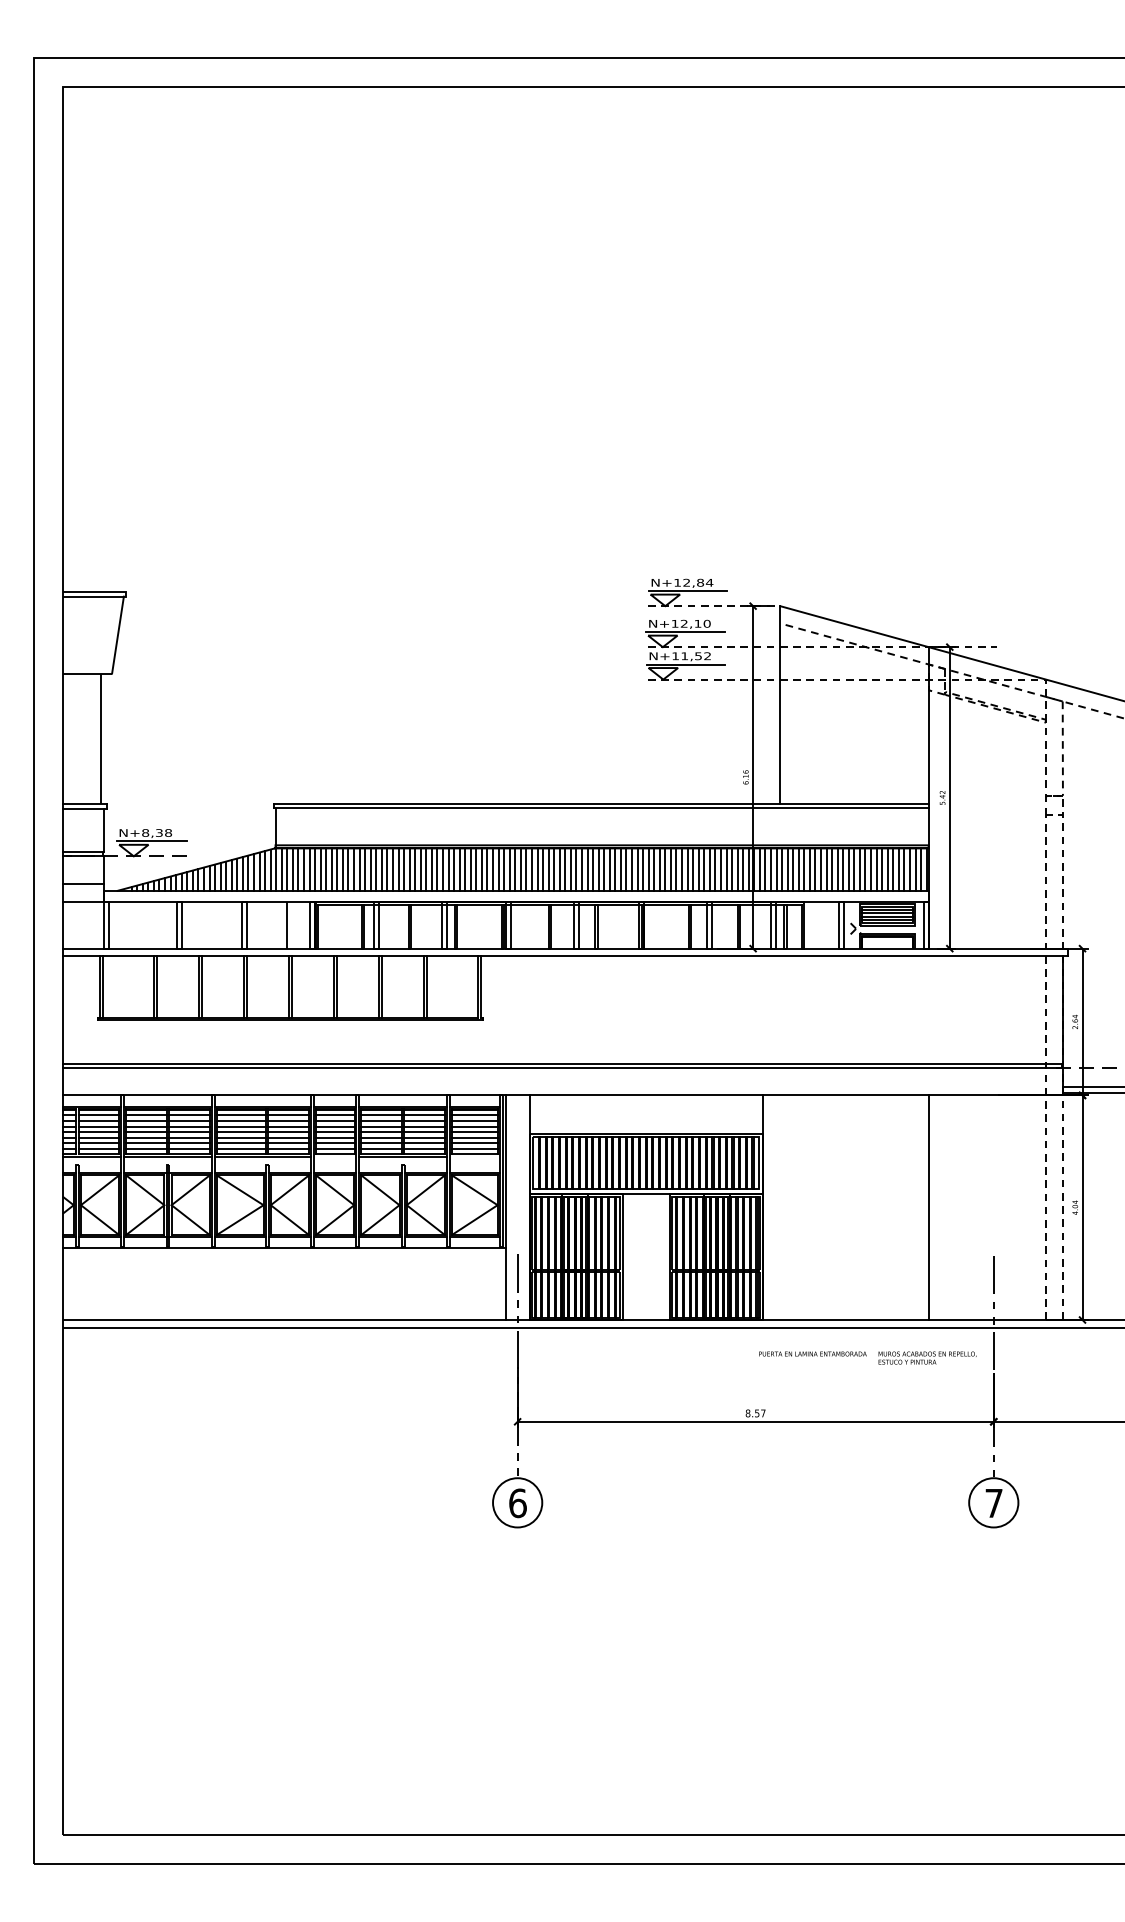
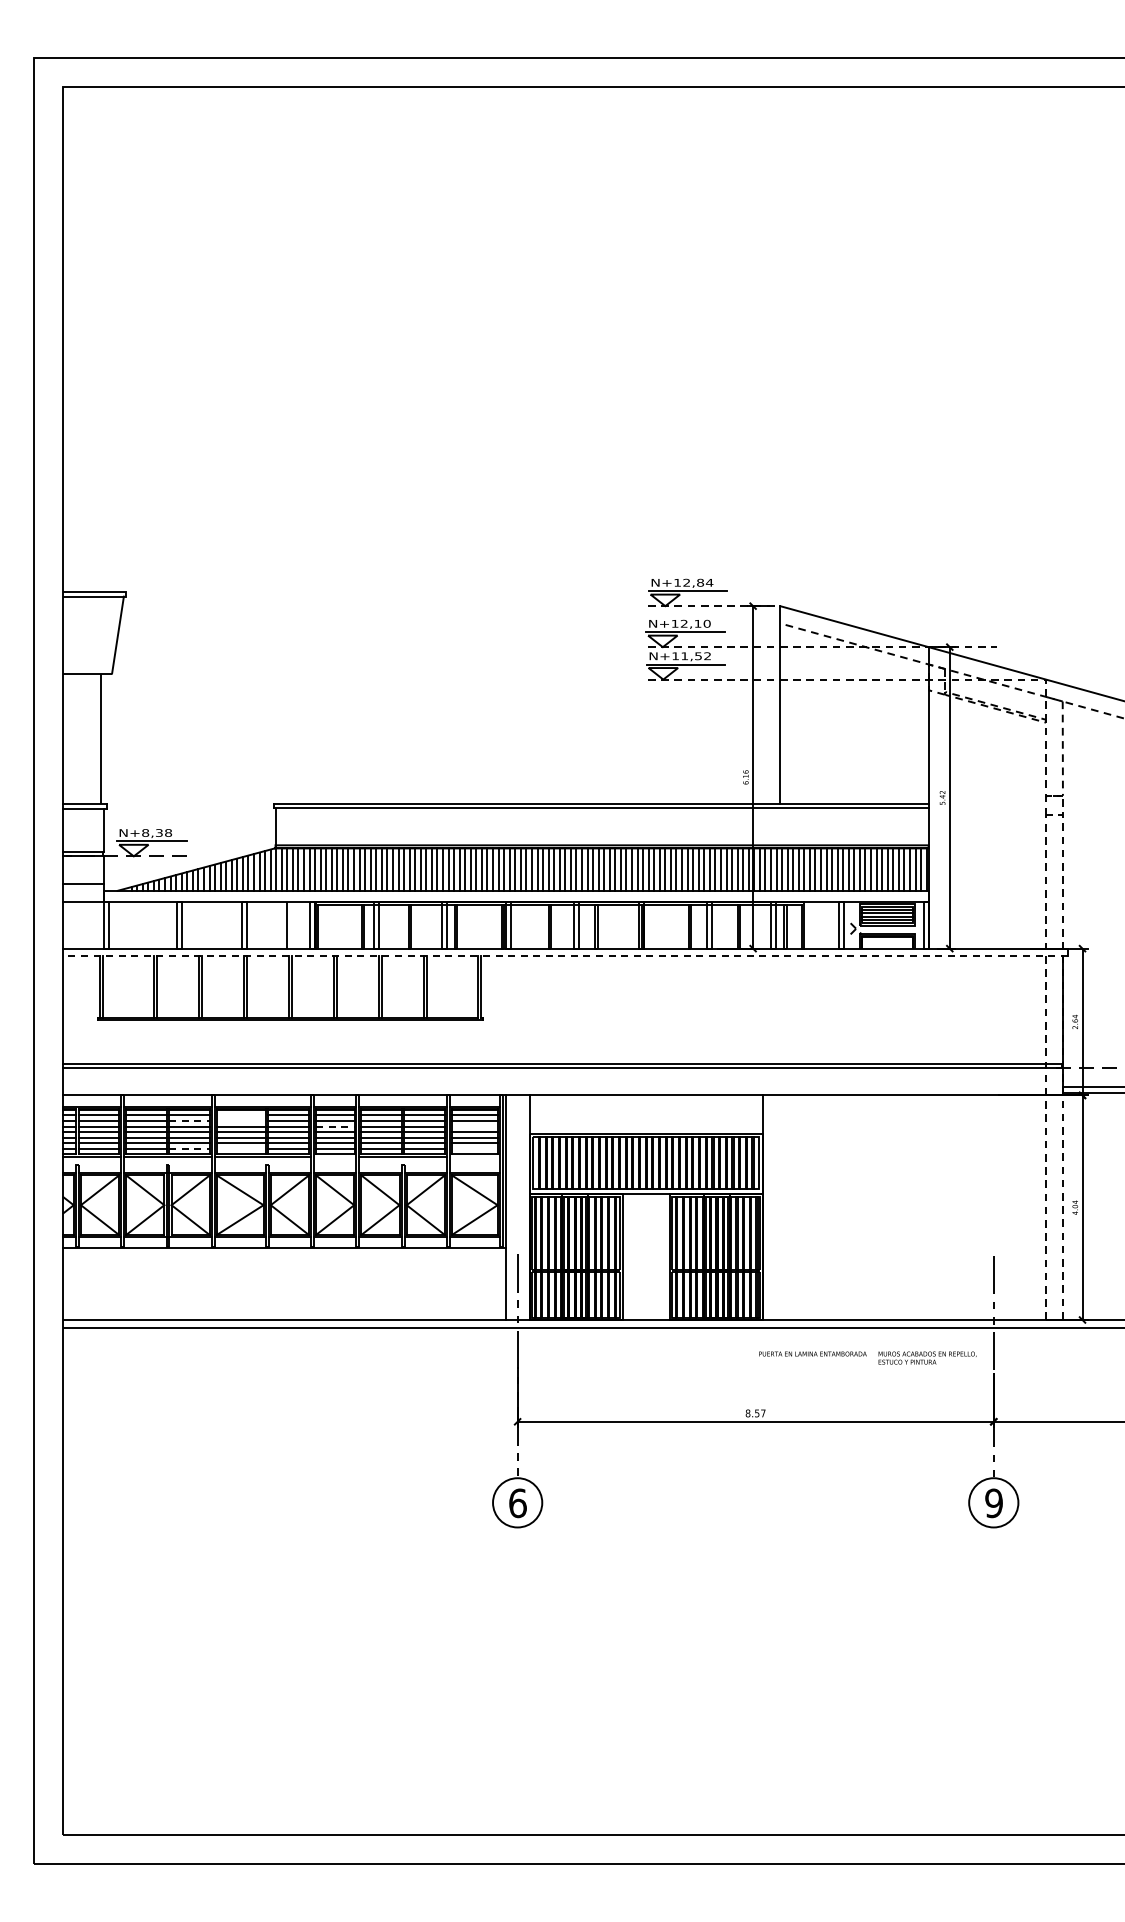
line: solid -> dashed (564, 956)
line: present -> none (241, 1115)
line: solid -> dashed (189, 1120)
line: present -> none (241, 1120)
line: solid -> dashed (335, 1126)
line: present -> none (475, 1126)
line: solid -> dashed (189, 1148)
line: present -> none (241, 1148)
line: present -> none (475, 1148)
line: present -> none (928, 1207)
text: 7 -> 9 (993, 1503)
